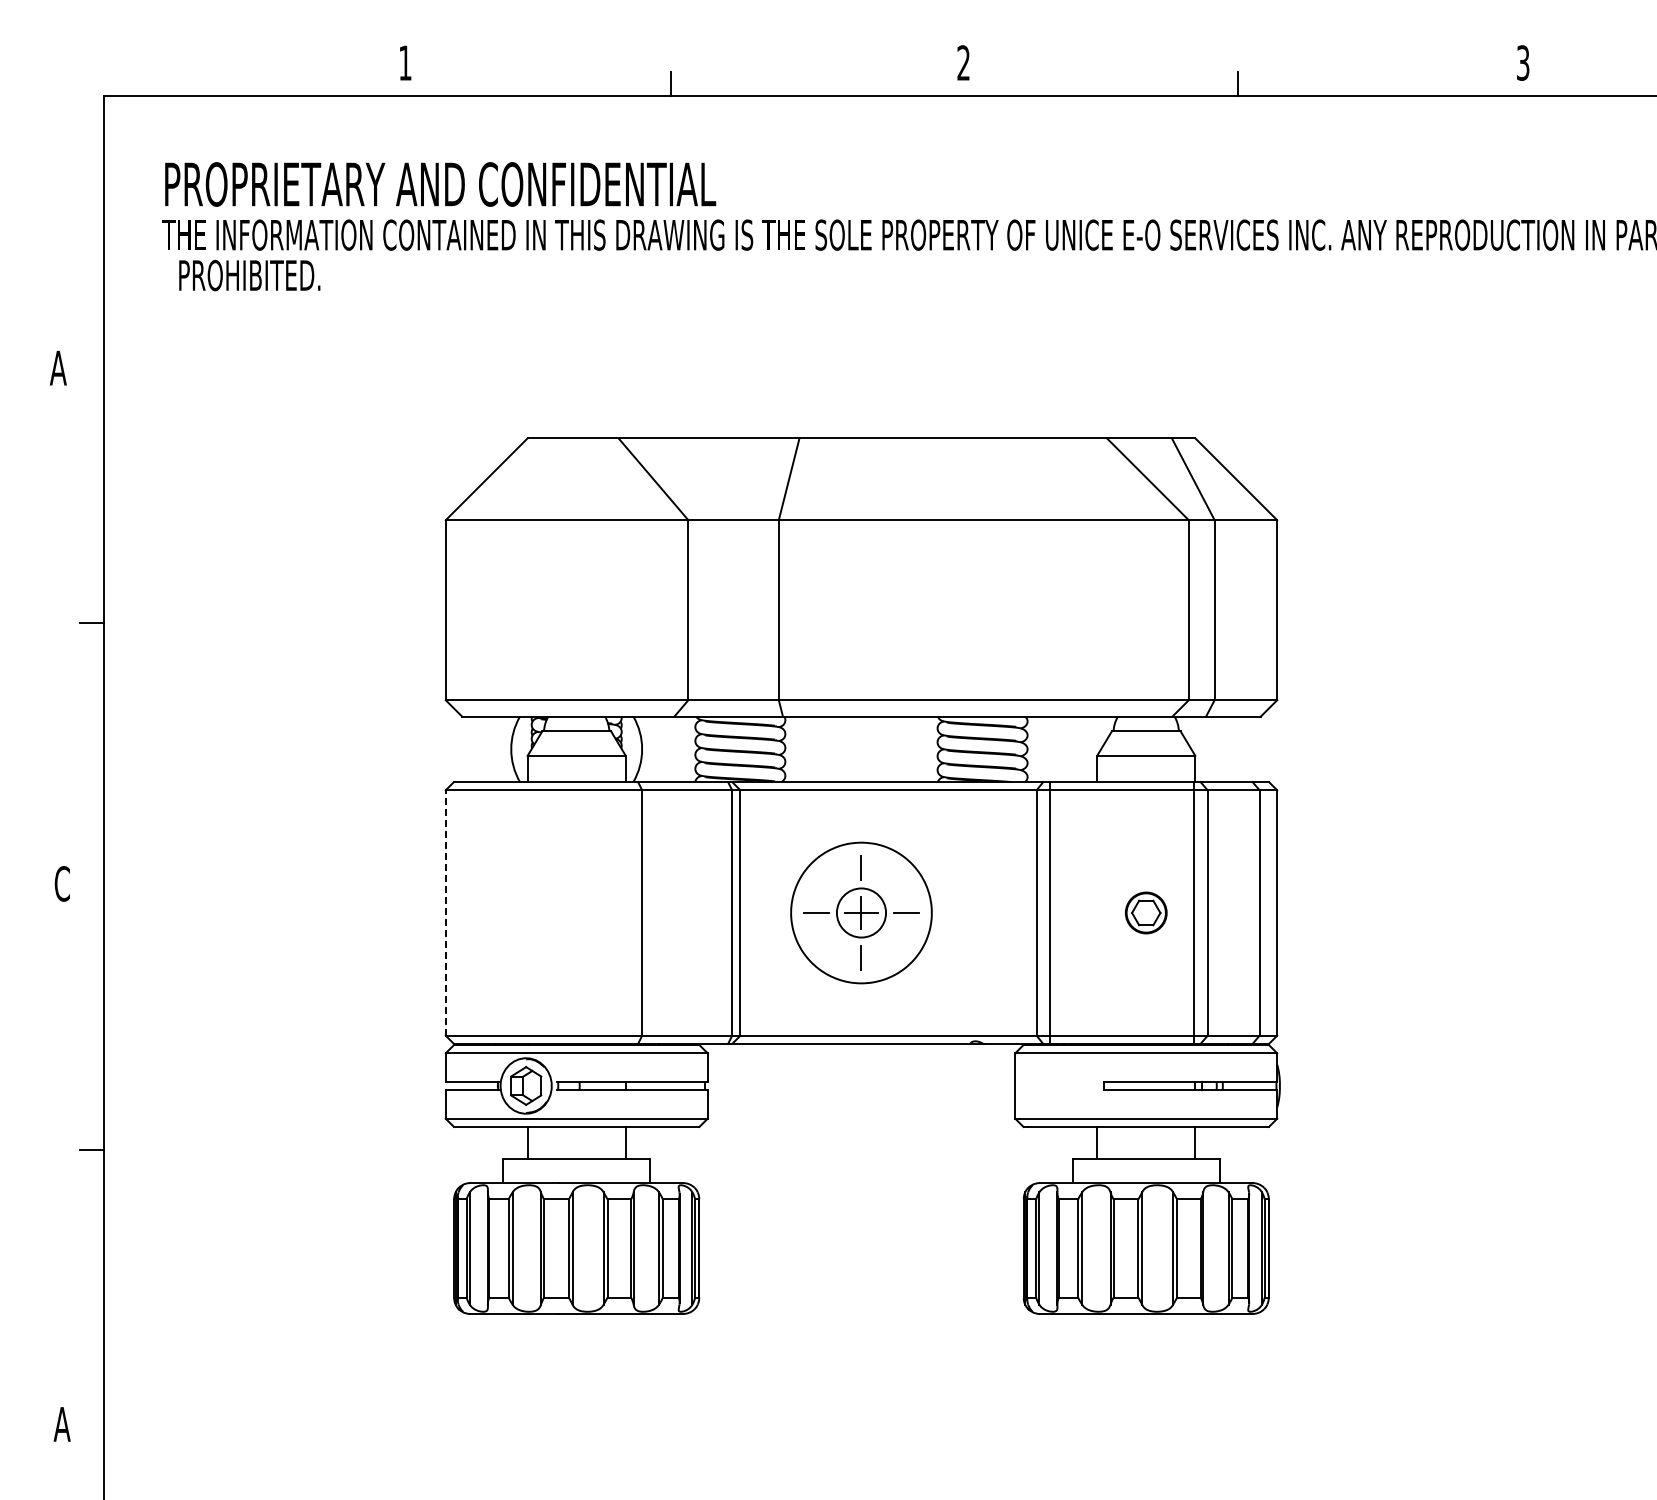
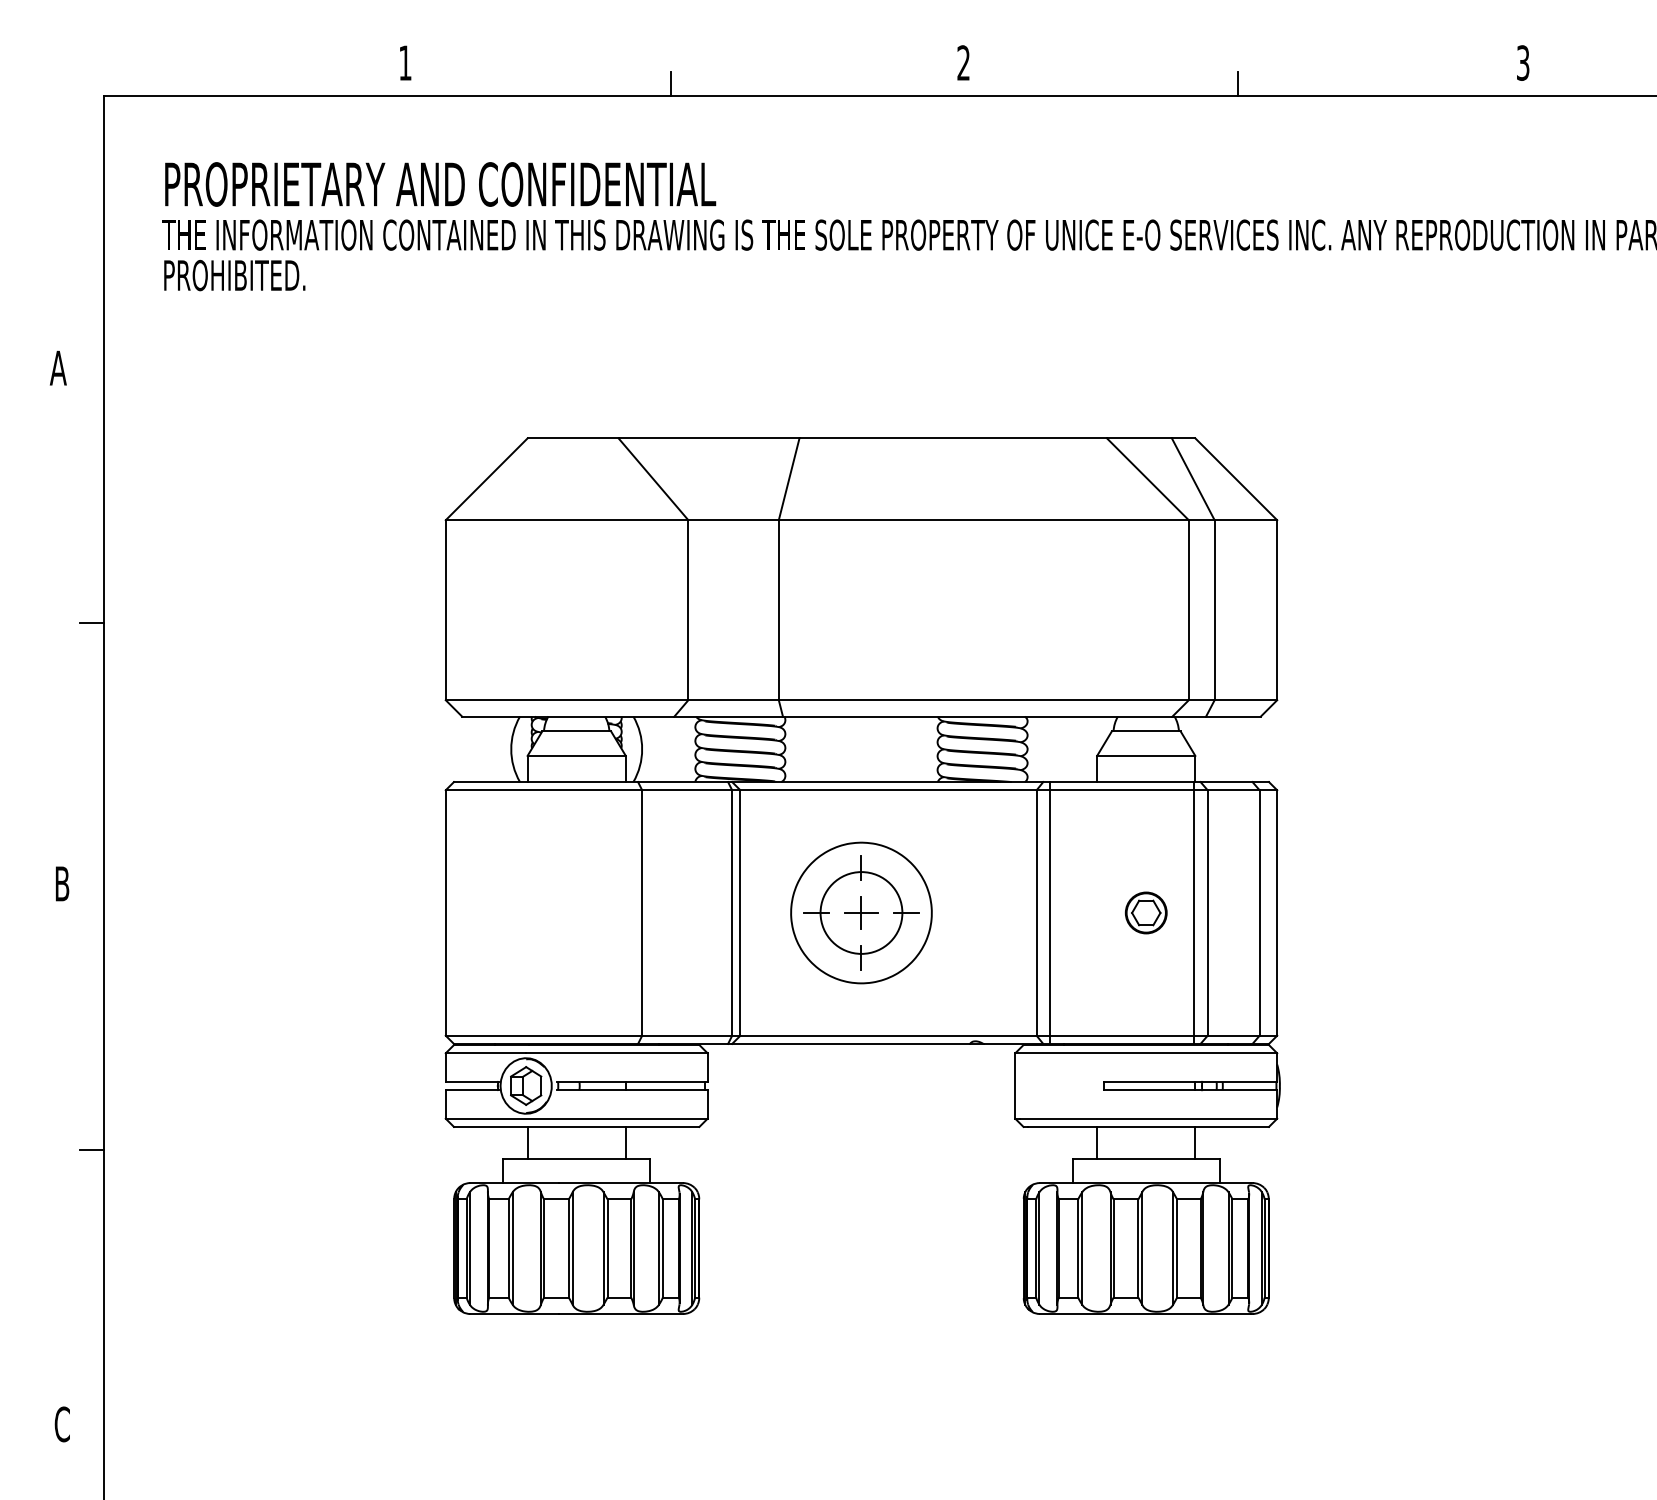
text position: (249, 275) -> (234, 275) (234, 275)
text: C -> B (61, 883)
circle diameter: 49 px -> 82 px (861, 912)
line: dashed -> solid (445, 913)
text: A -> C (61, 1424)
